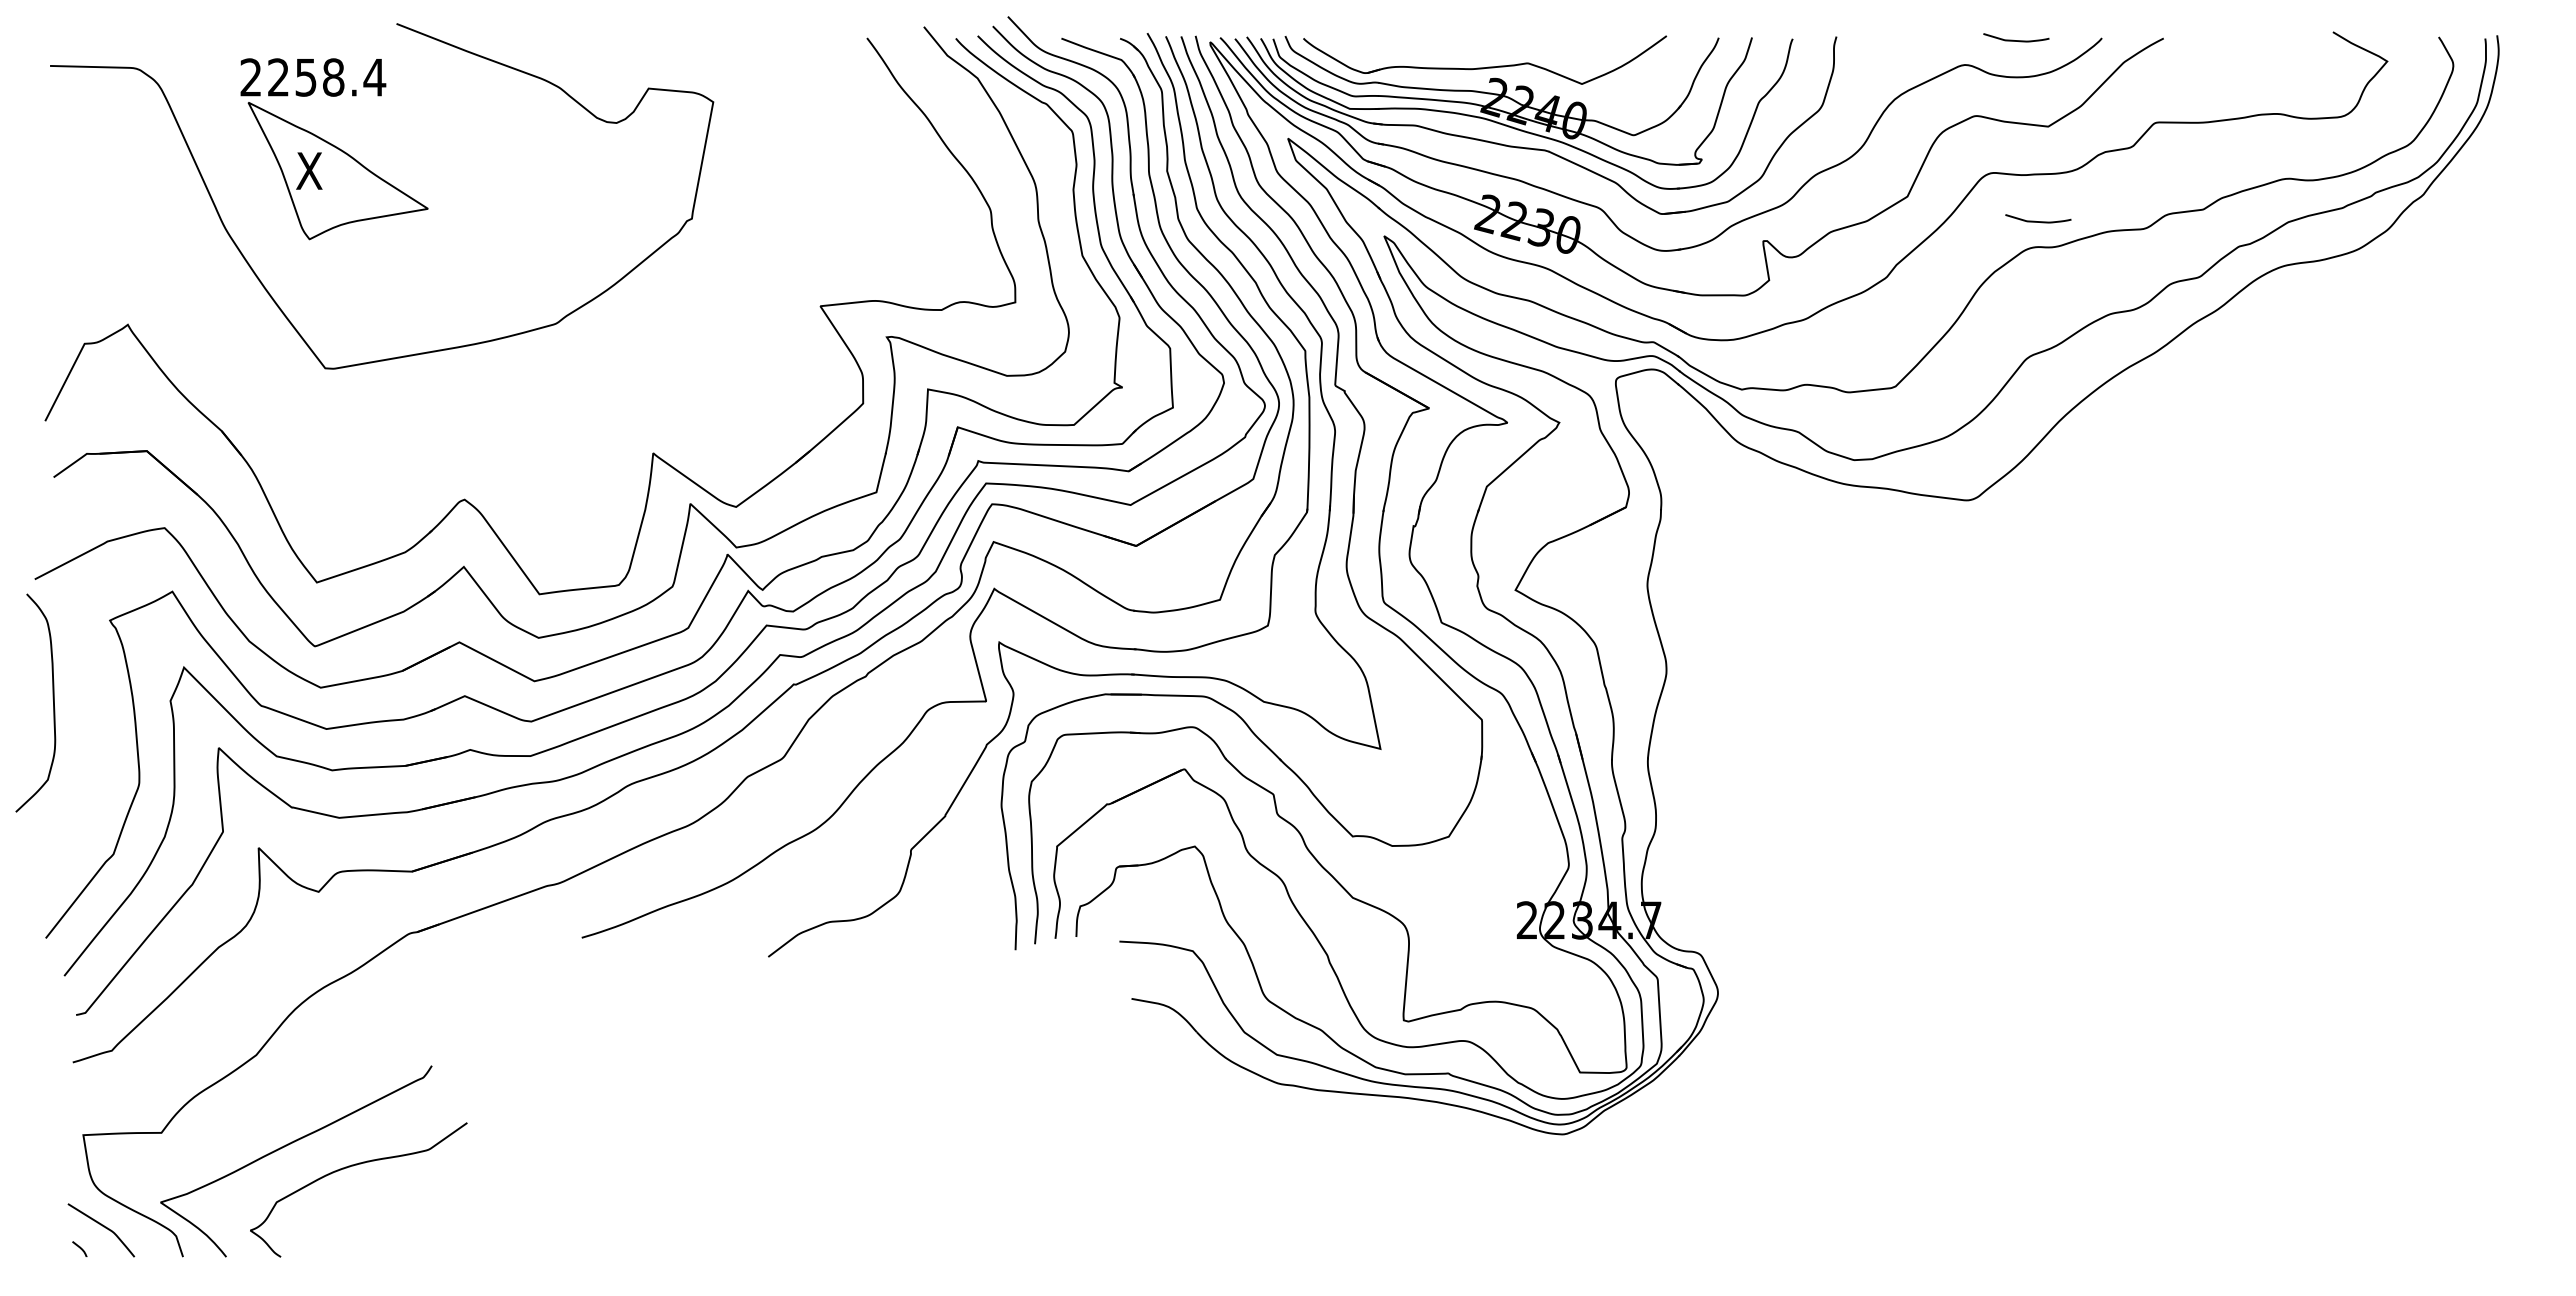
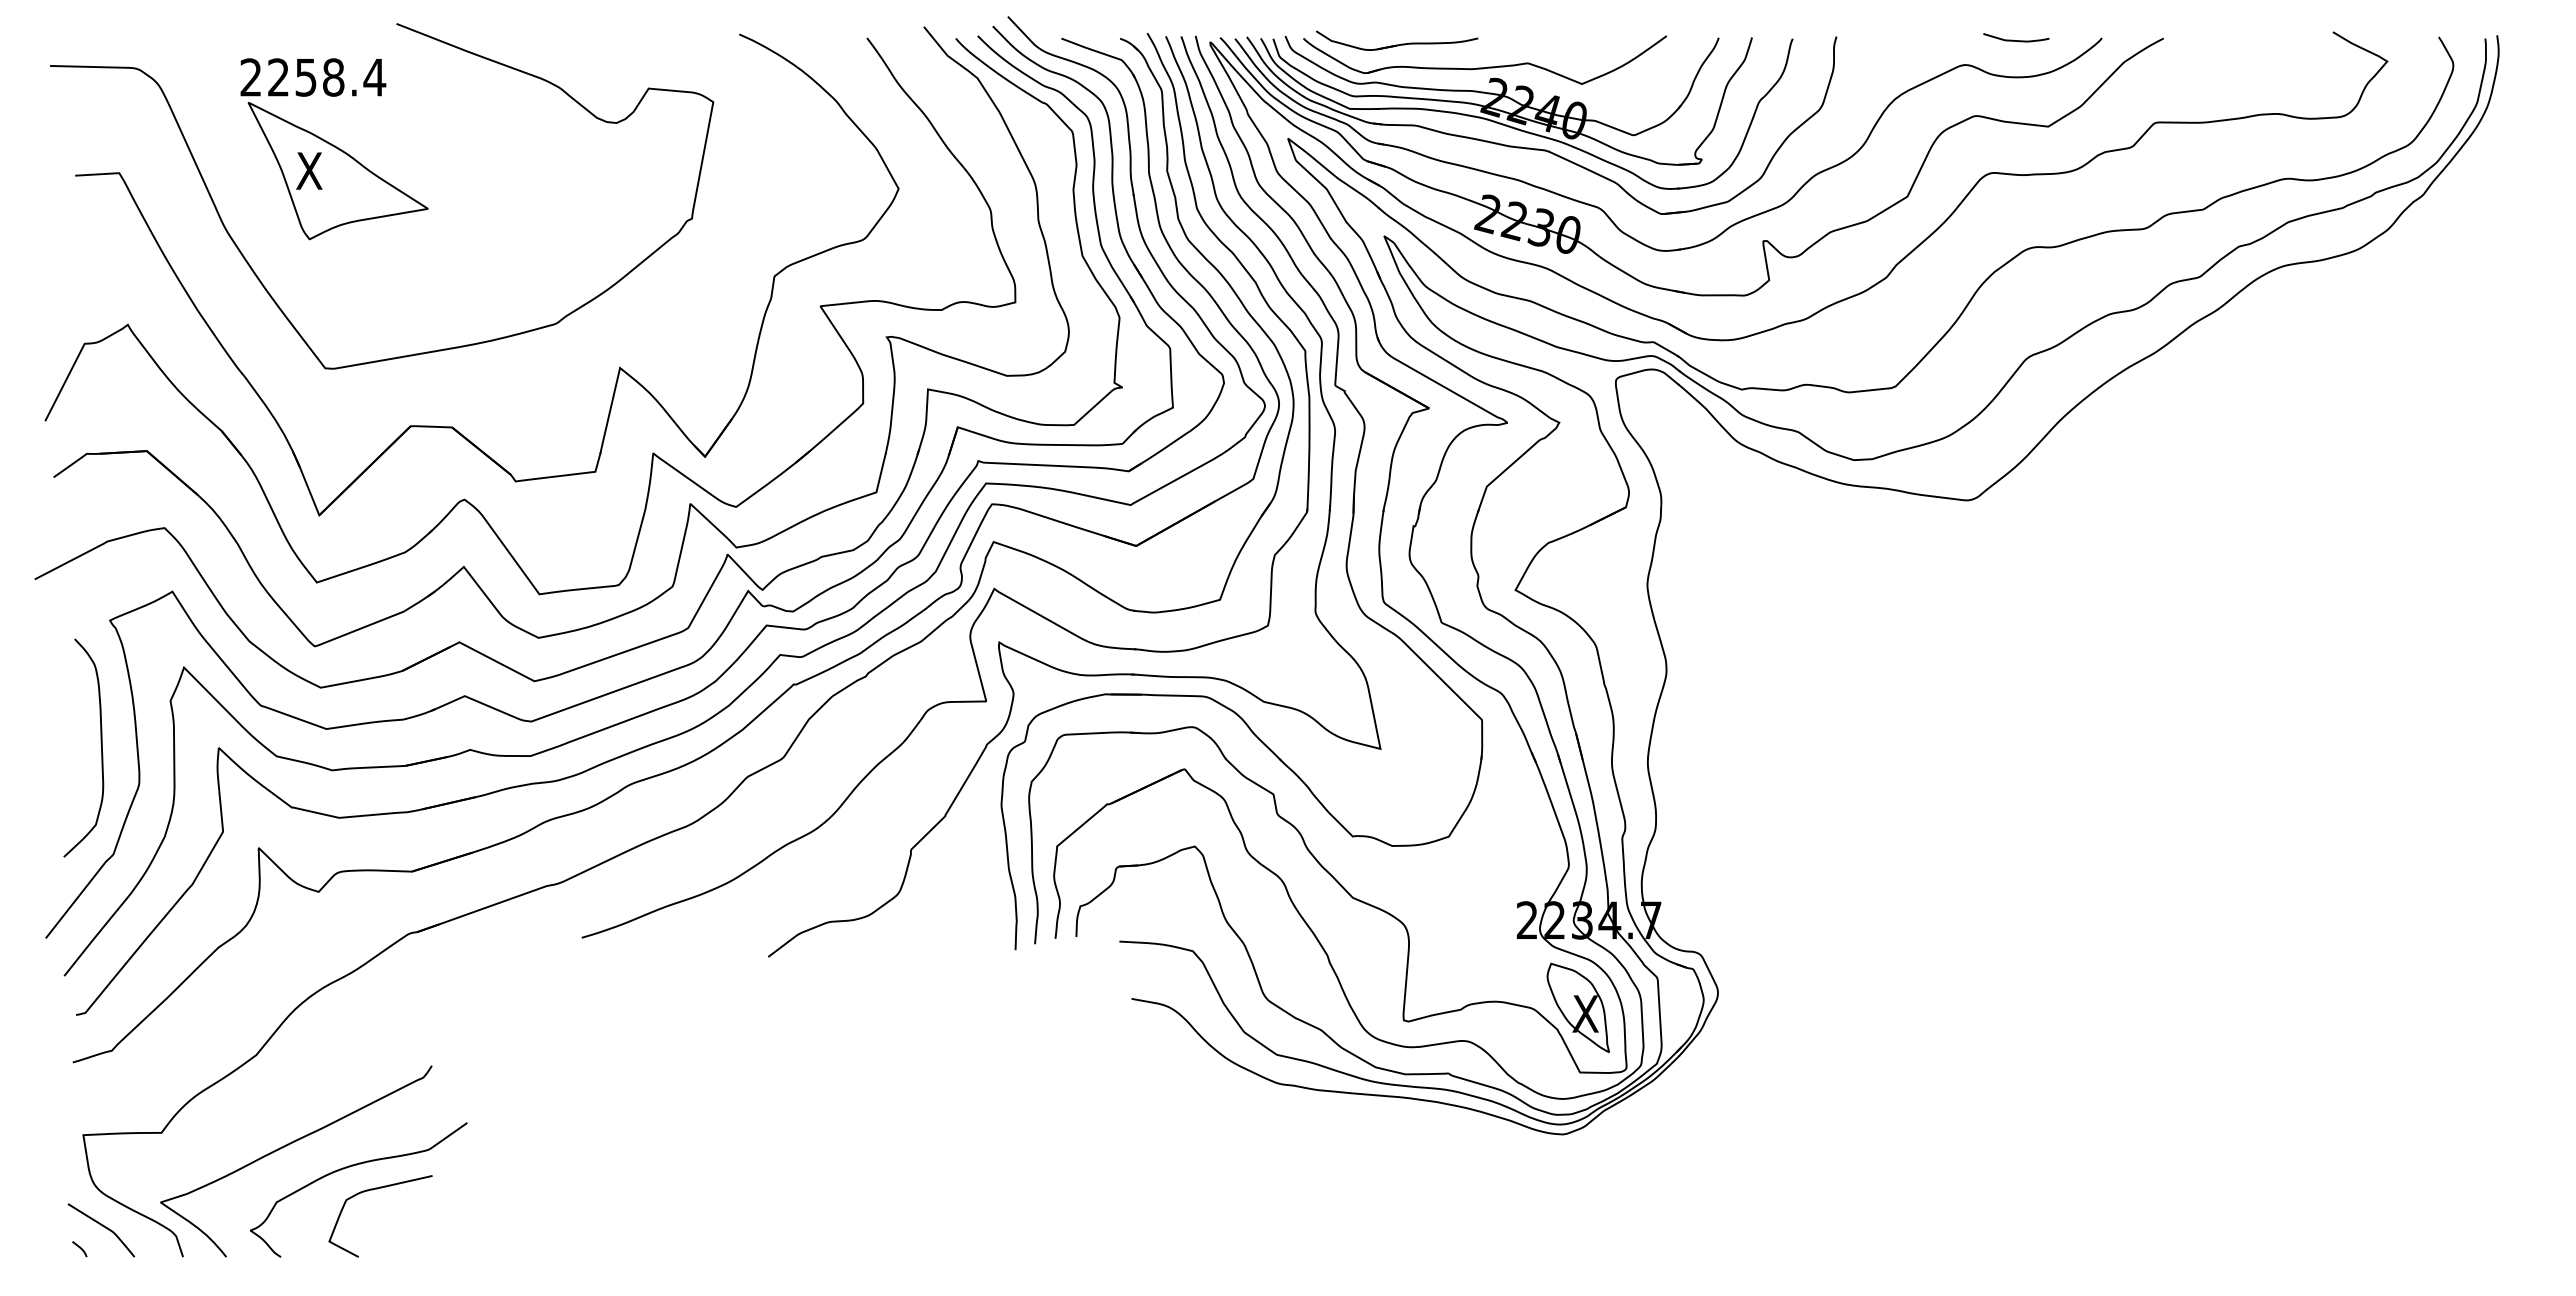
part: none -> present (1397, 40)
curve: present -> none (2038, 221)
part: none -> present (452, 426)
curve position: (52, 699) -> (100, 744) (100, 744)
part: none -> present (1577, 1007)
curve: none -> present (377, 1189)
